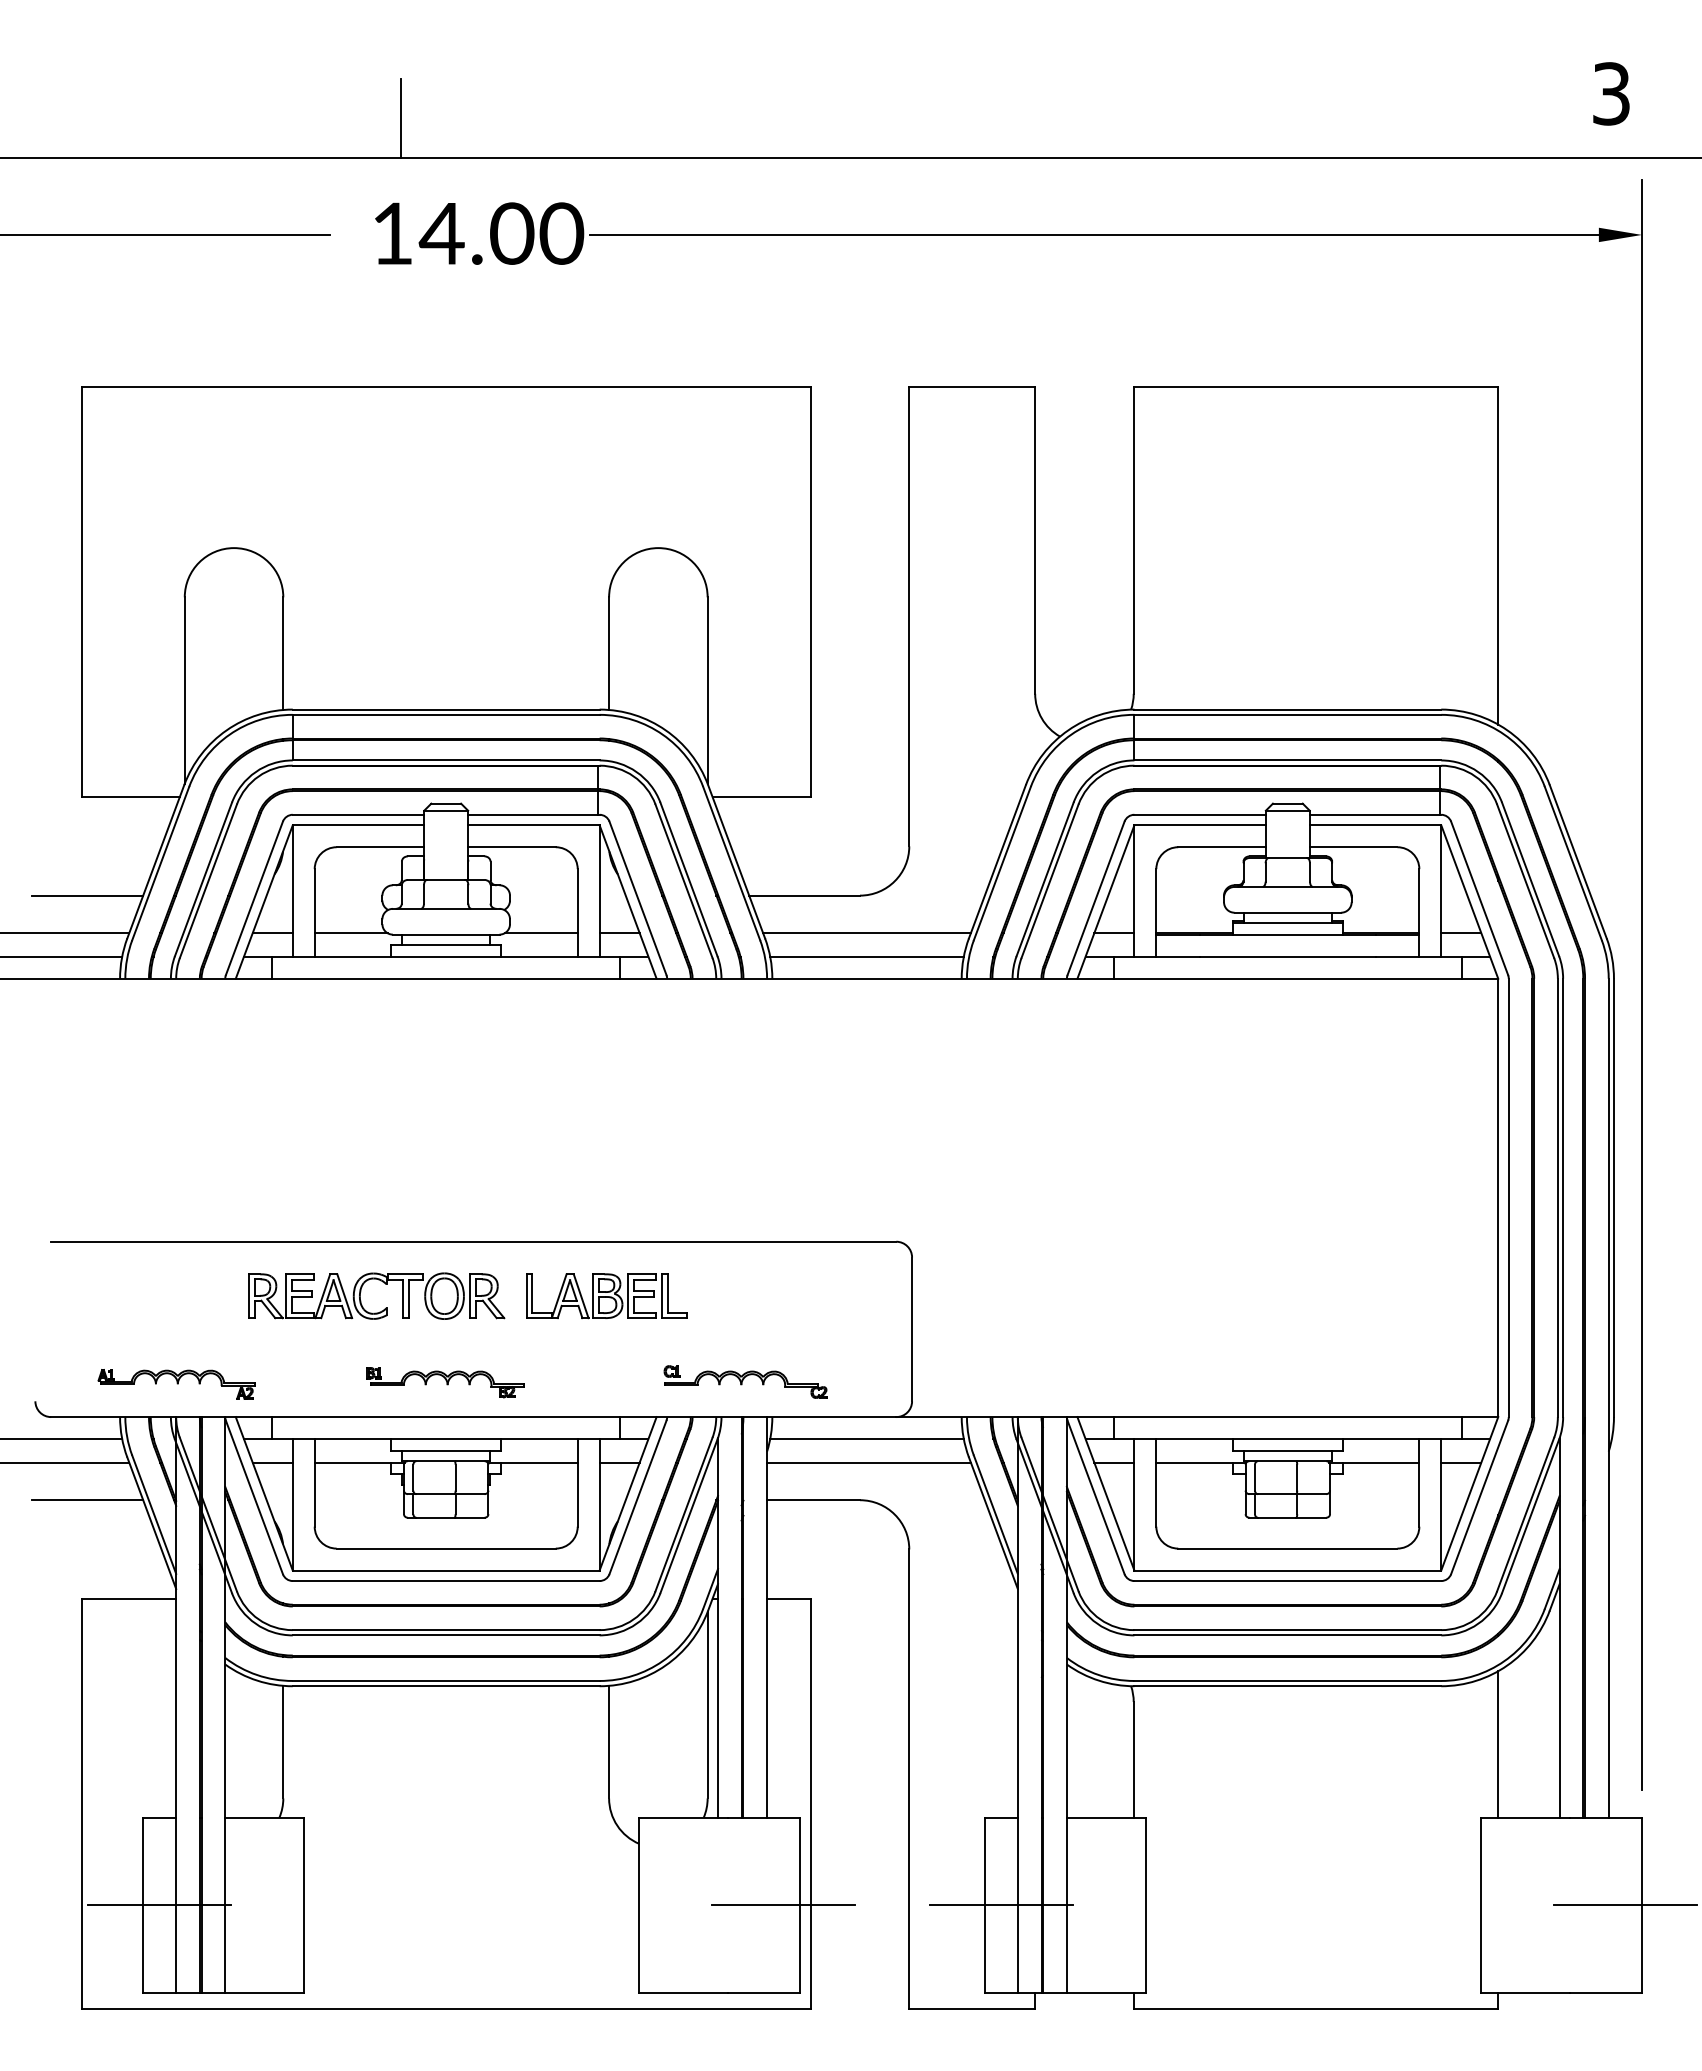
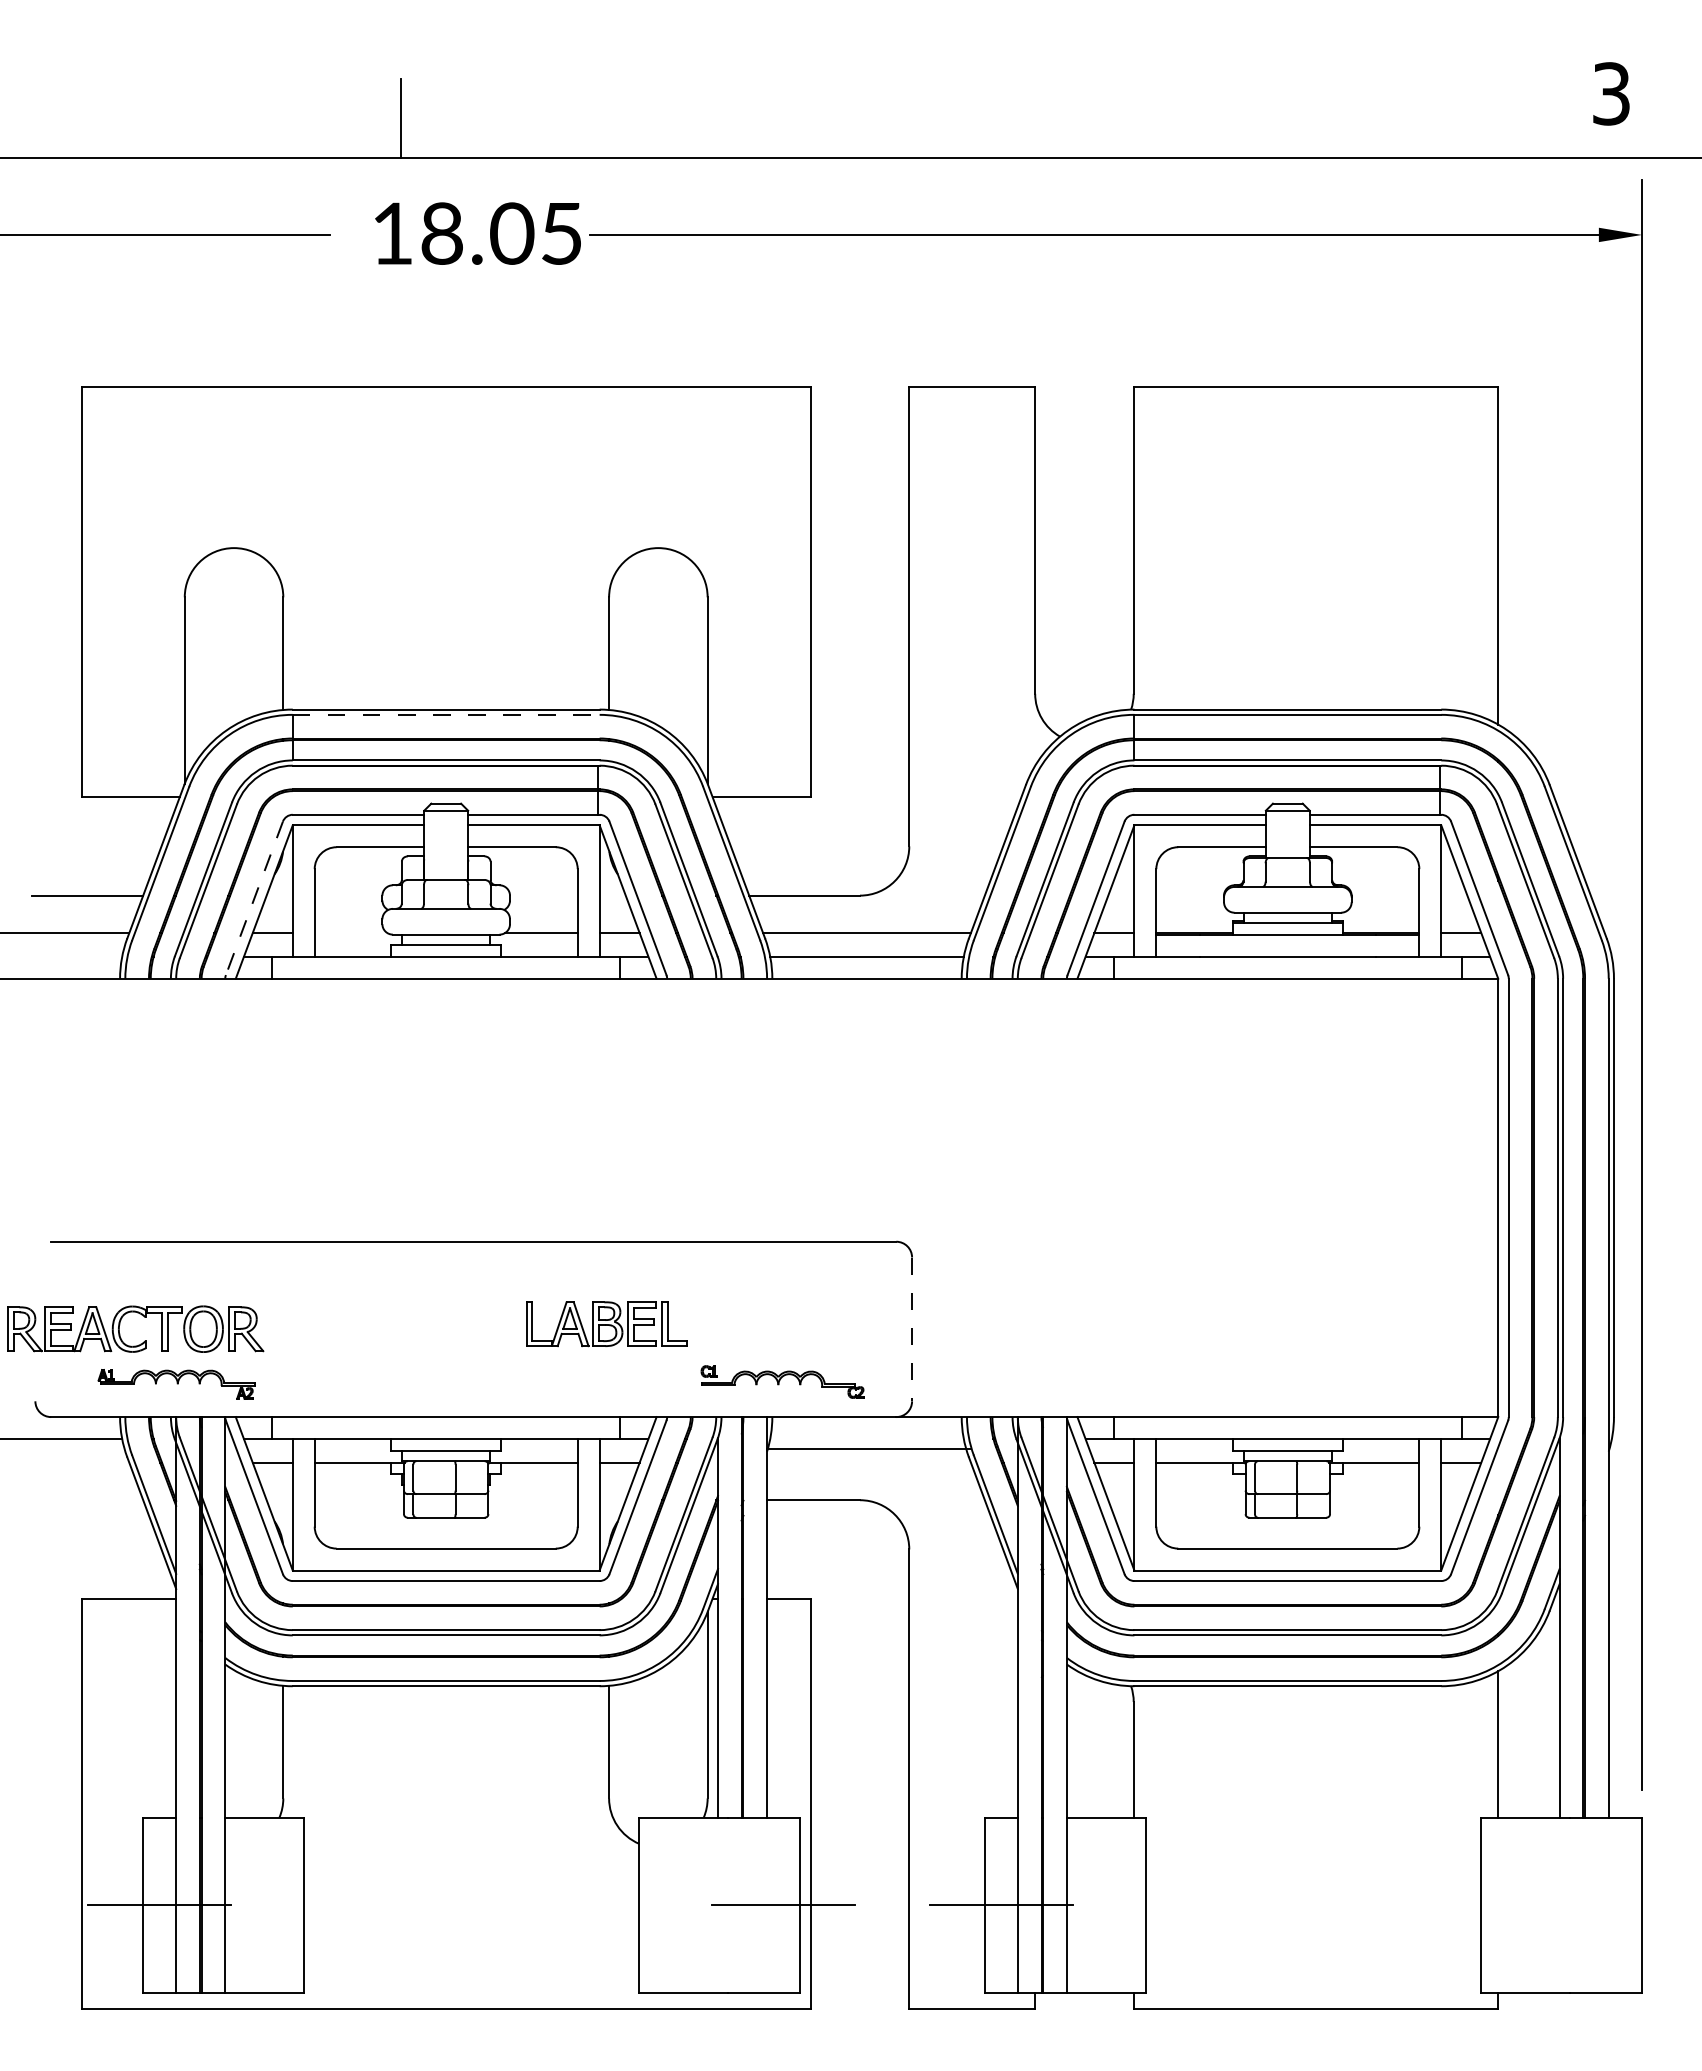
text: 14.00 -> 18.05 (501, 233)
line: solid -> dashed (446, 714)
line: solid -> dashed (254, 898)
line: present -> none (350, 933)
line: present -> none (62, 956)
part position: (385, 1284) -> (144, 1317) (144, 1317)
part position: (606, 1296) -> (606, 1324) (606, 1324)
line: solid -> dashed (912, 1329)
part position: (745, 1381) -> (782, 1381) (782, 1381)
part: present -> none (445, 1382)
line: present -> none (866, 1439)
line: present -> none (65, 1462)
line position: (868, 1462) -> (868, 1448) (868, 1448)
line: present -> none (87, 1500)
line: present -> none (1624, 1905)
